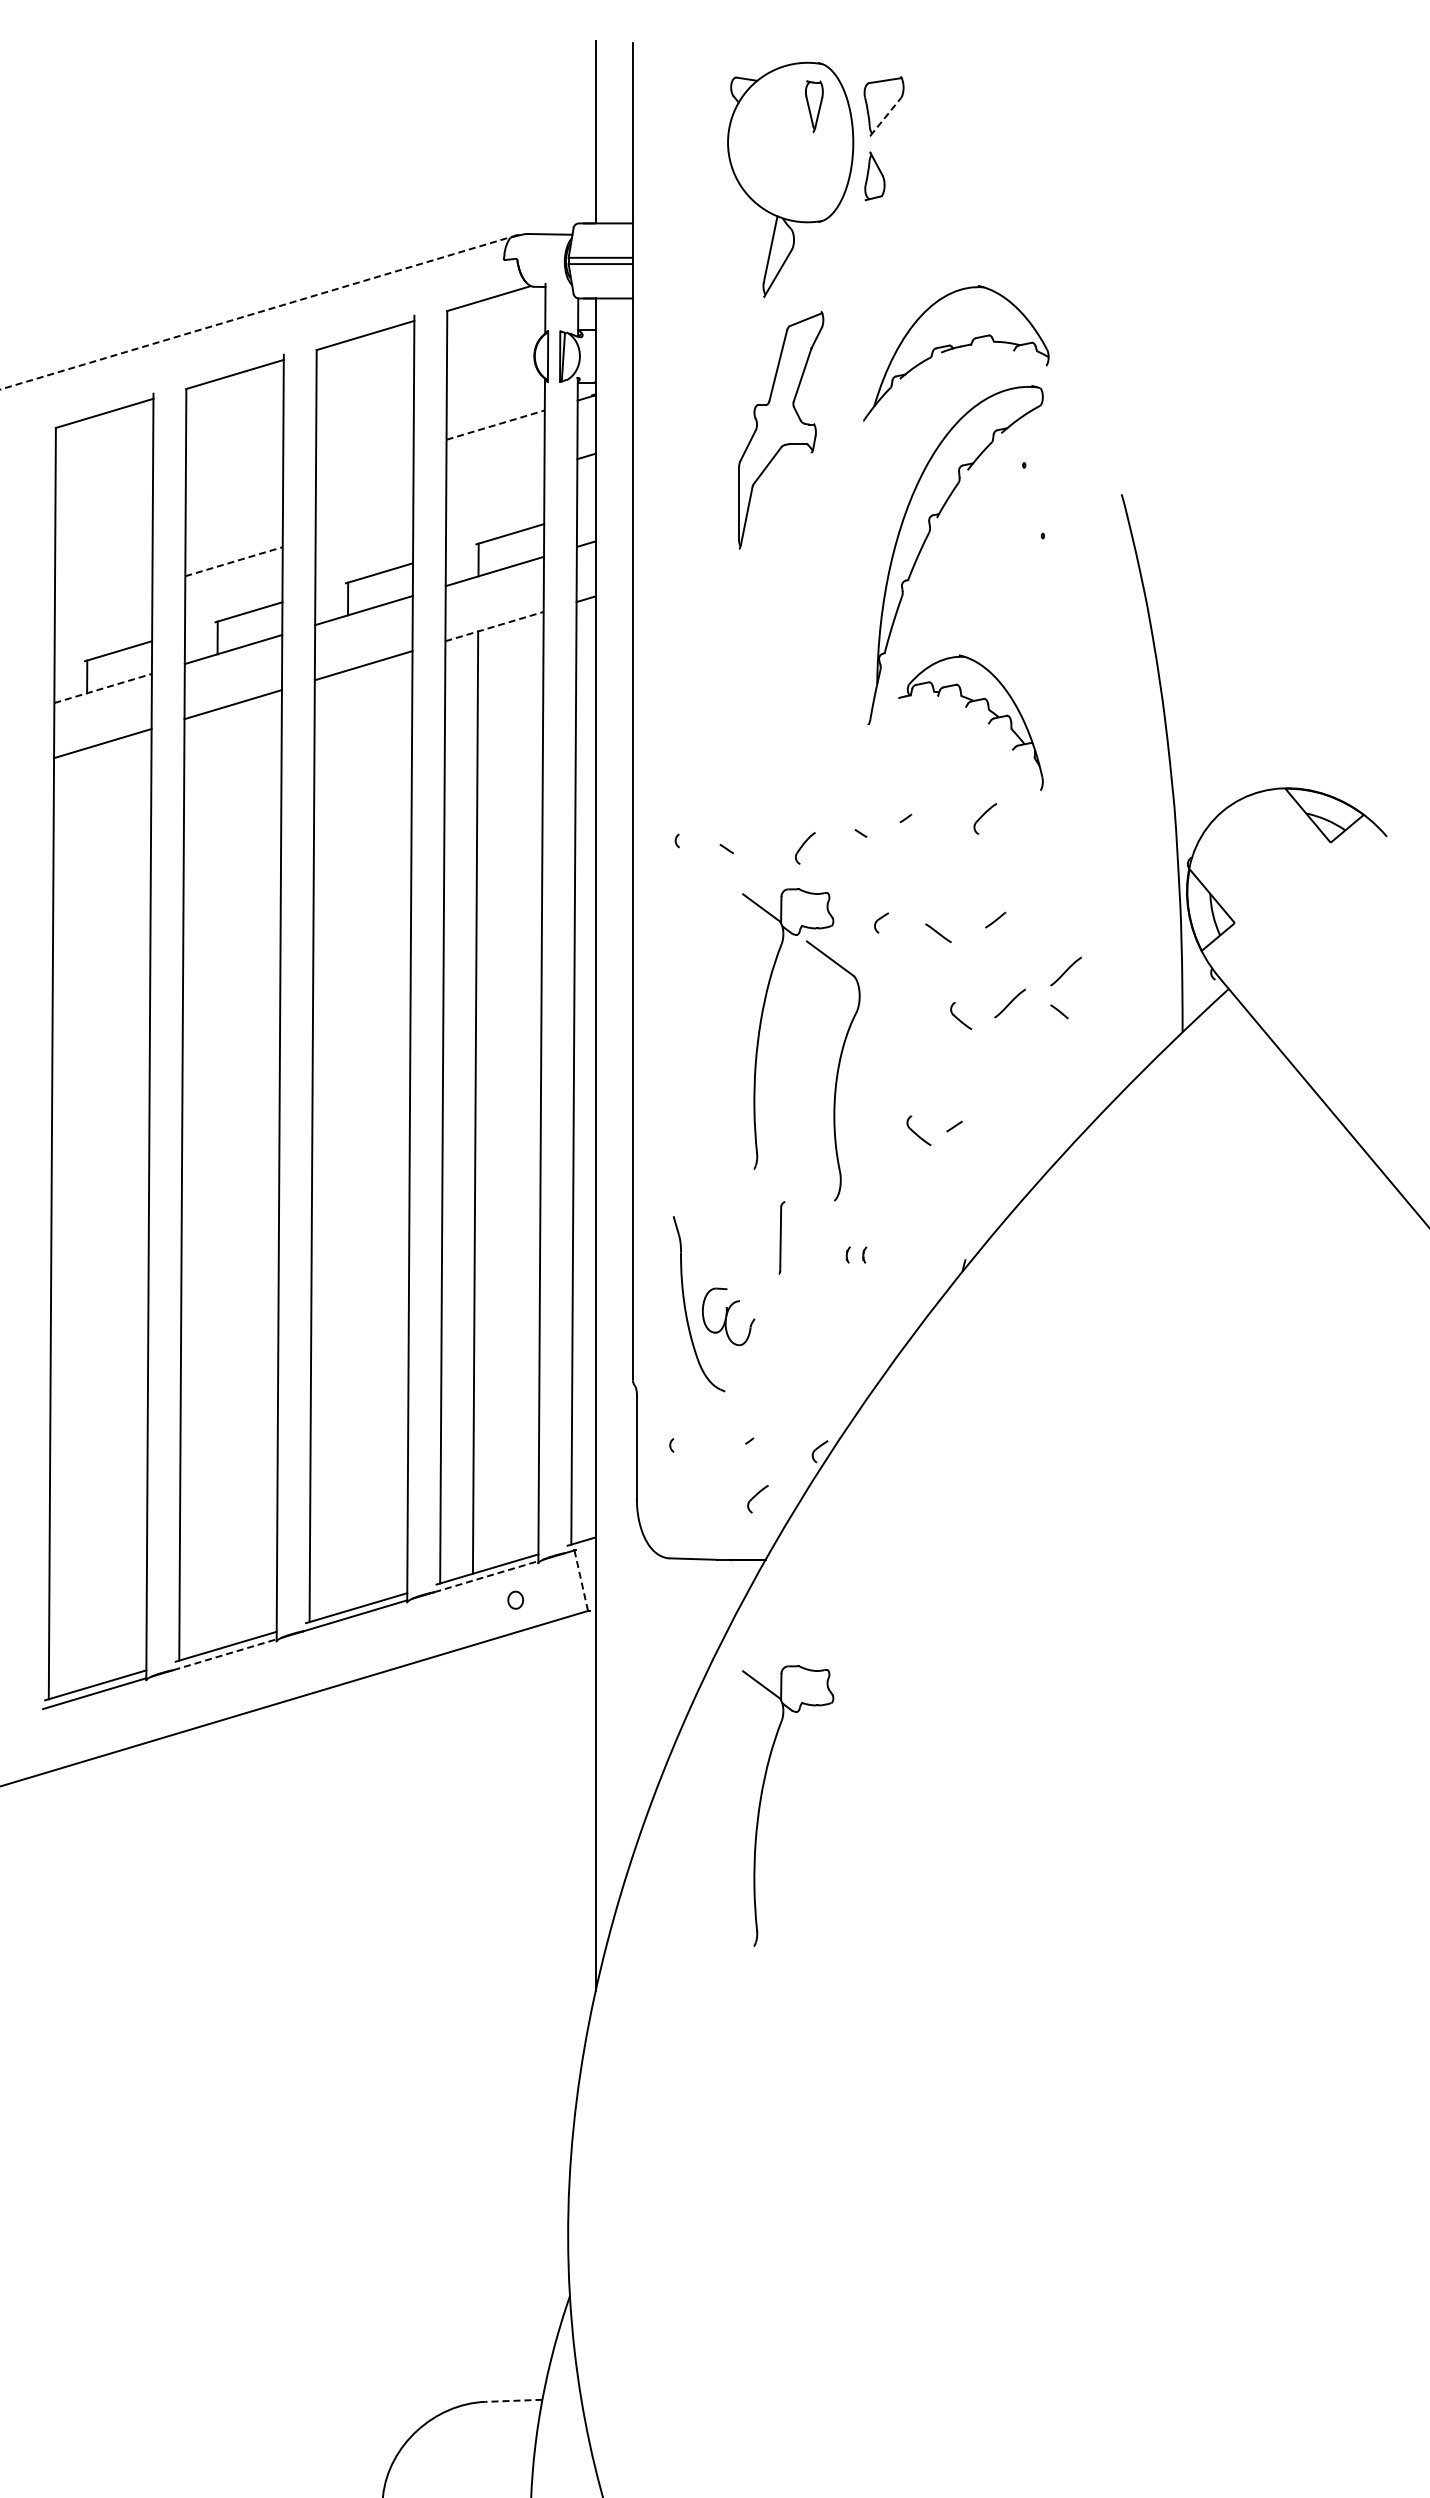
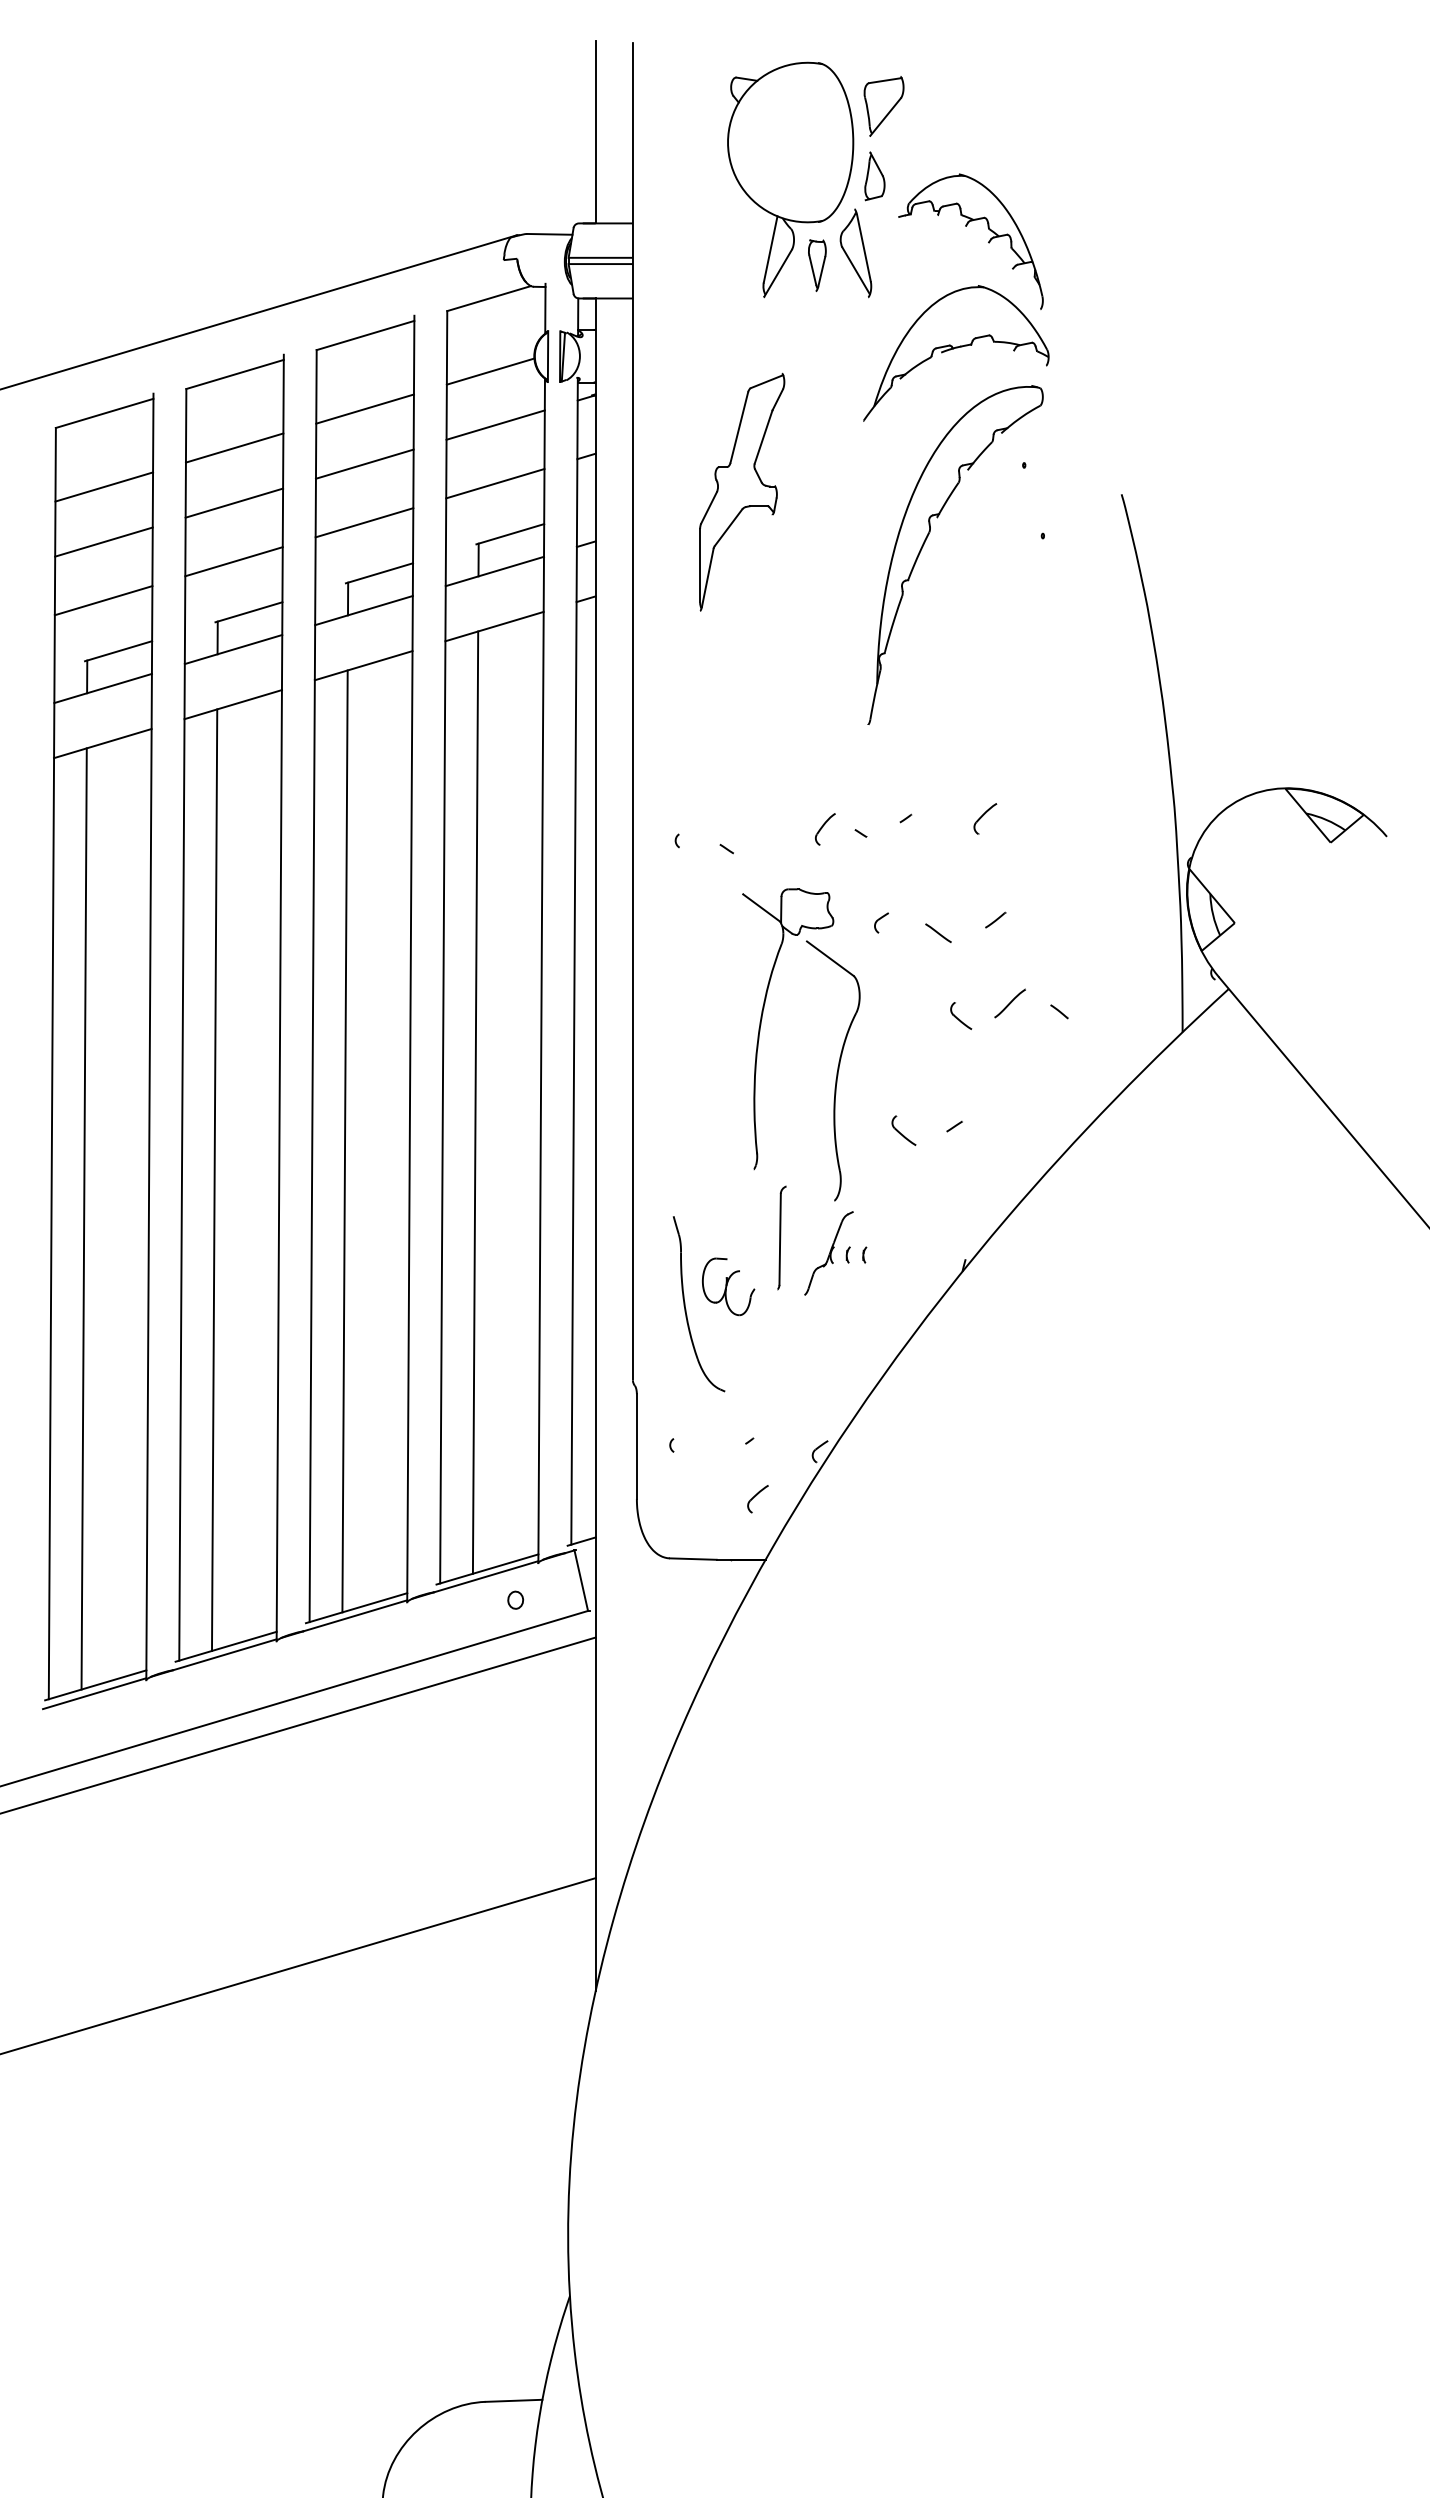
part position: (814, 106) -> (817, 265) (817, 265)
line: dashed -> solid (885, 116)
part: none -> present (855, 253)
line: dashed -> solid (258, 312)
line: none -> present (490, 371)
line: none -> present (364, 408)
line: dashed -> solid (496, 424)
part position: (781, 429) -> (742, 491) (742, 491)
line: none -> present (234, 447)
line: none -> present (364, 463)
line: none -> present (495, 483)
line: none -> present (104, 486)
line: none -> present (234, 502)
line: none -> present (364, 522)
line: none -> present (103, 541)
line: dashed -> solid (234, 561)
line: none -> present (103, 600)
line: dashed -> solid (495, 626)
line: dashed -> solid (103, 688)
part position: (966, 707) -> (966, 226) (966, 226)
part position: (805, 848) -> (825, 829) (825, 829)
line: present -> none (1065, 971)
part position: (918, 1130) -> (903, 1130) (903, 1130)
line: none -> present (344, 1141)
line: none -> present (214, 1179)
line: none -> present (83, 1218)
part size: 8x74 px -> 10x106 px (781, 1237)
part: none -> present (828, 1253)
part position: (728, 1316) -> (728, 1286) (728, 1286)
line: dashed -> solid (486, 1576)
line: dashed -> solid (581, 1581)
line: dashed -> solid (225, 1654)
line: none -> present (298, 1724)
part: present -> none (761, 1802)
line: none -> present (298, 1965)
line: dashed -> solid (513, 2400)
